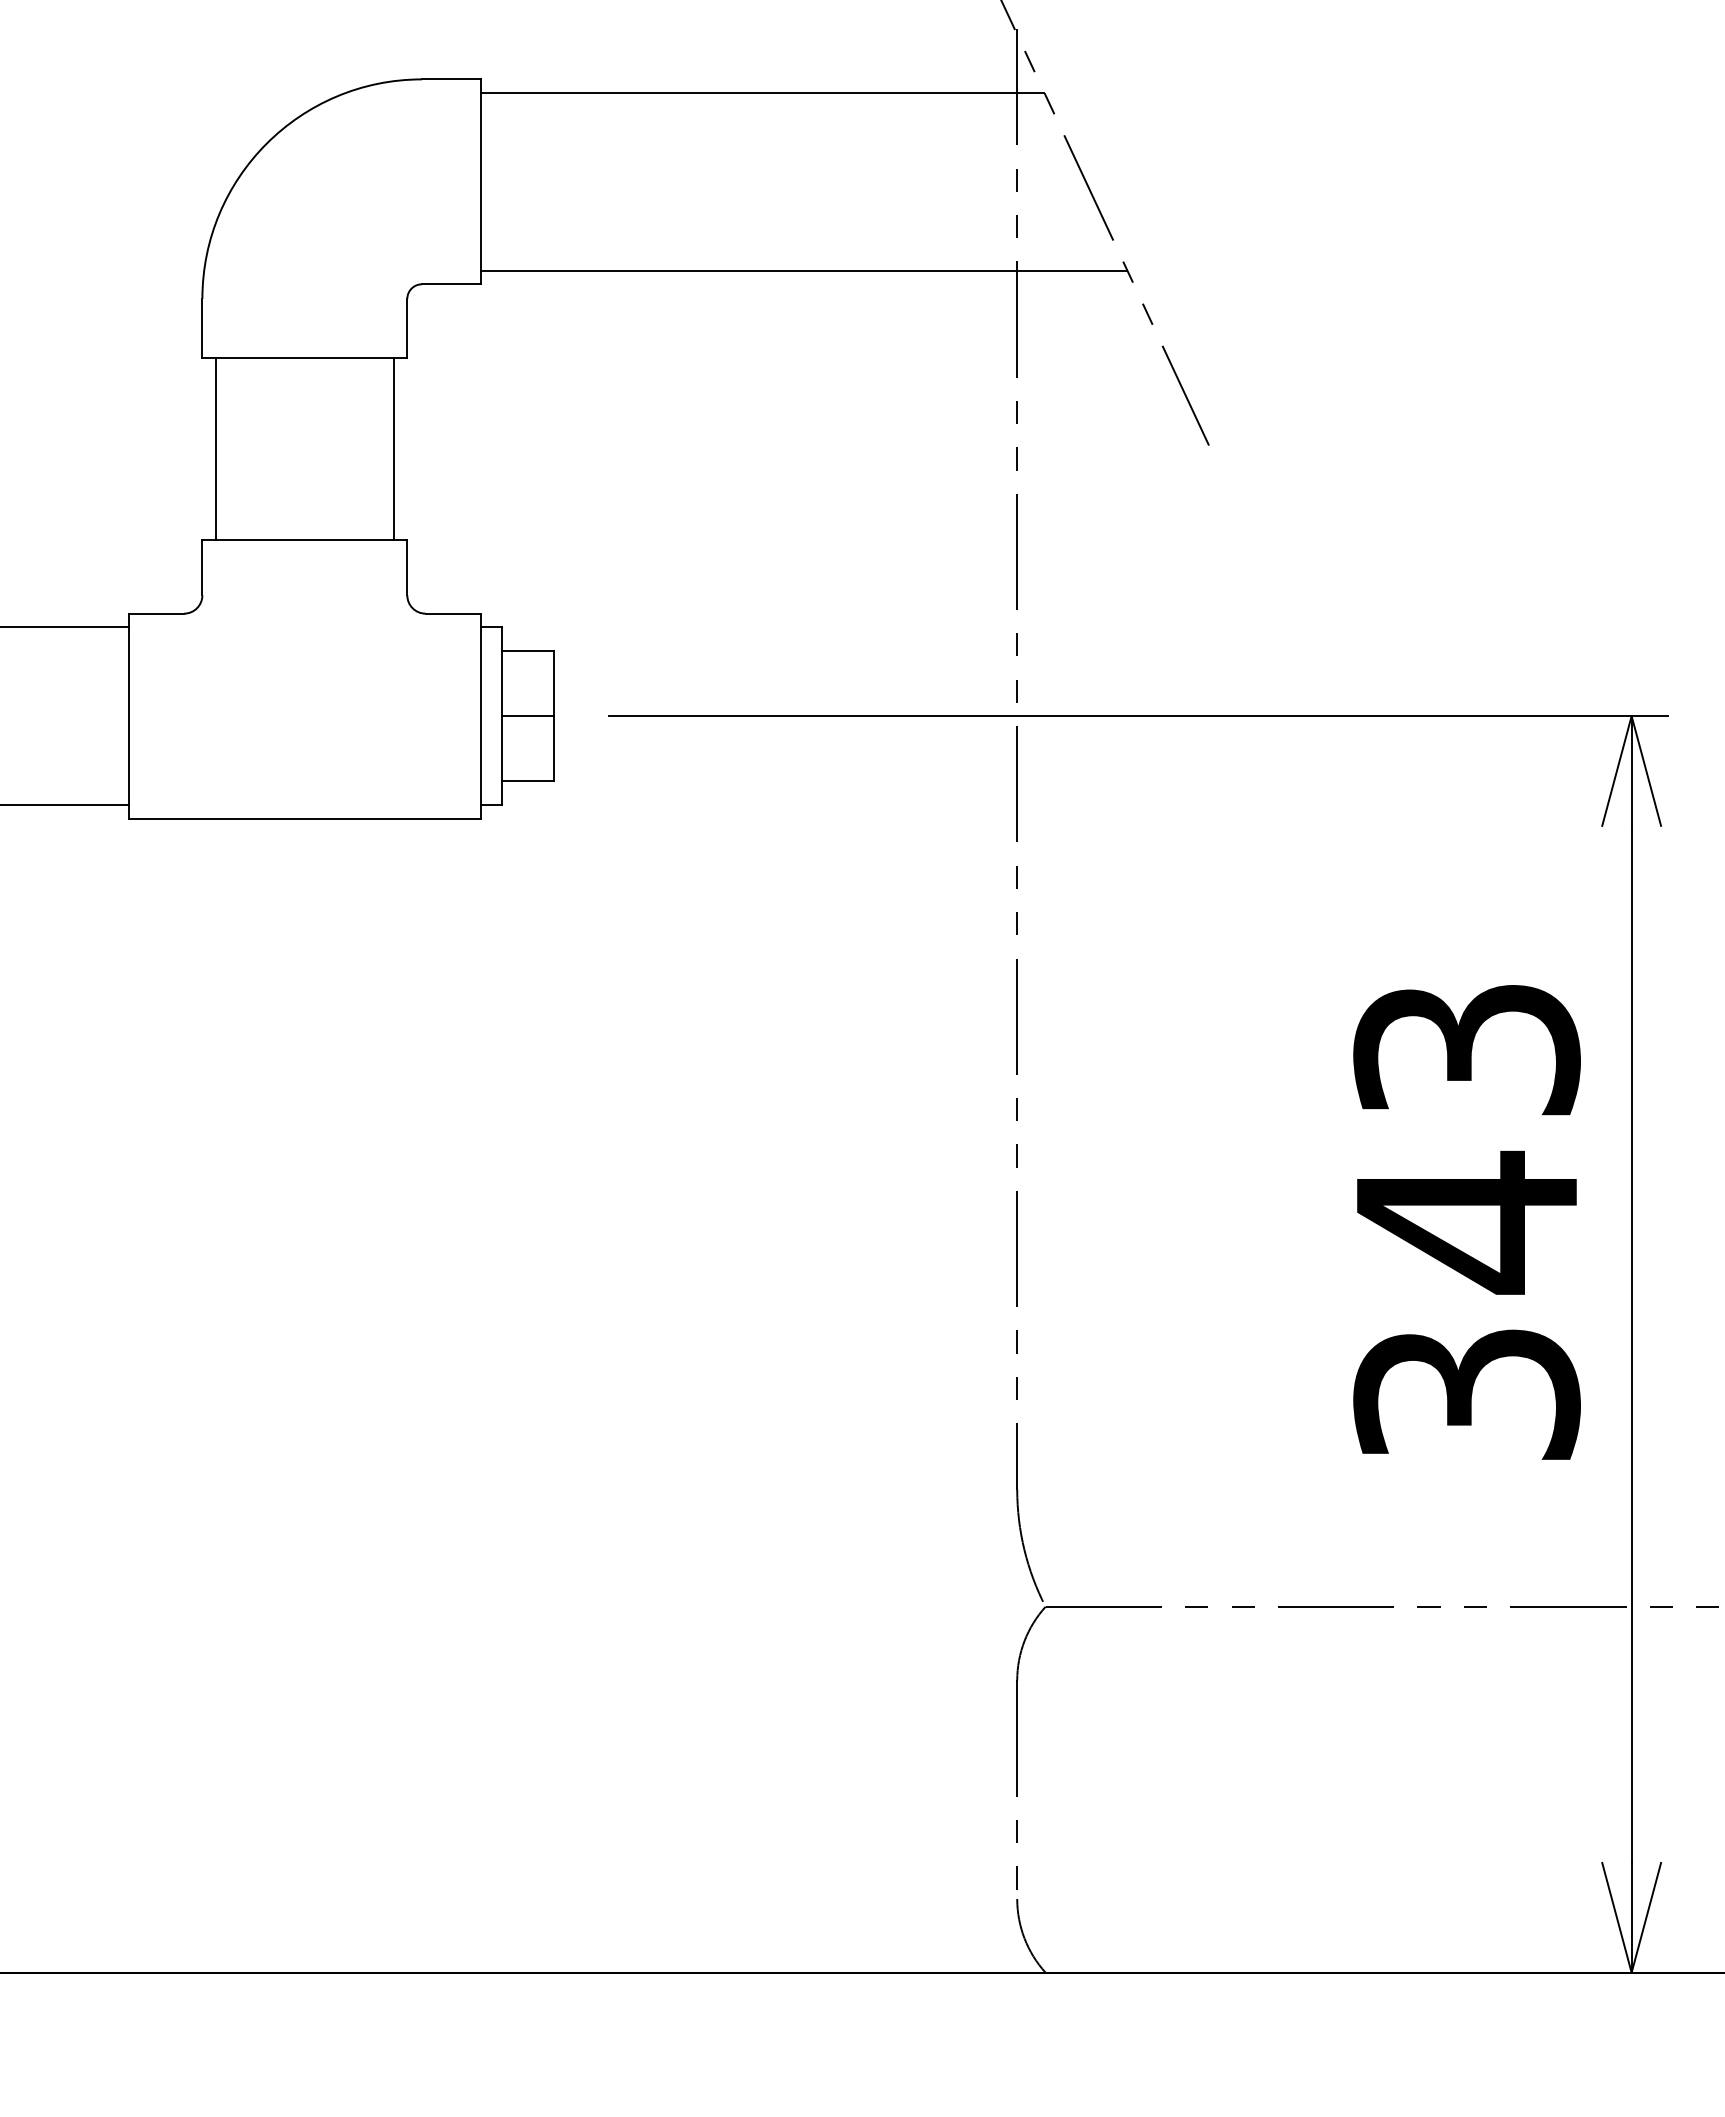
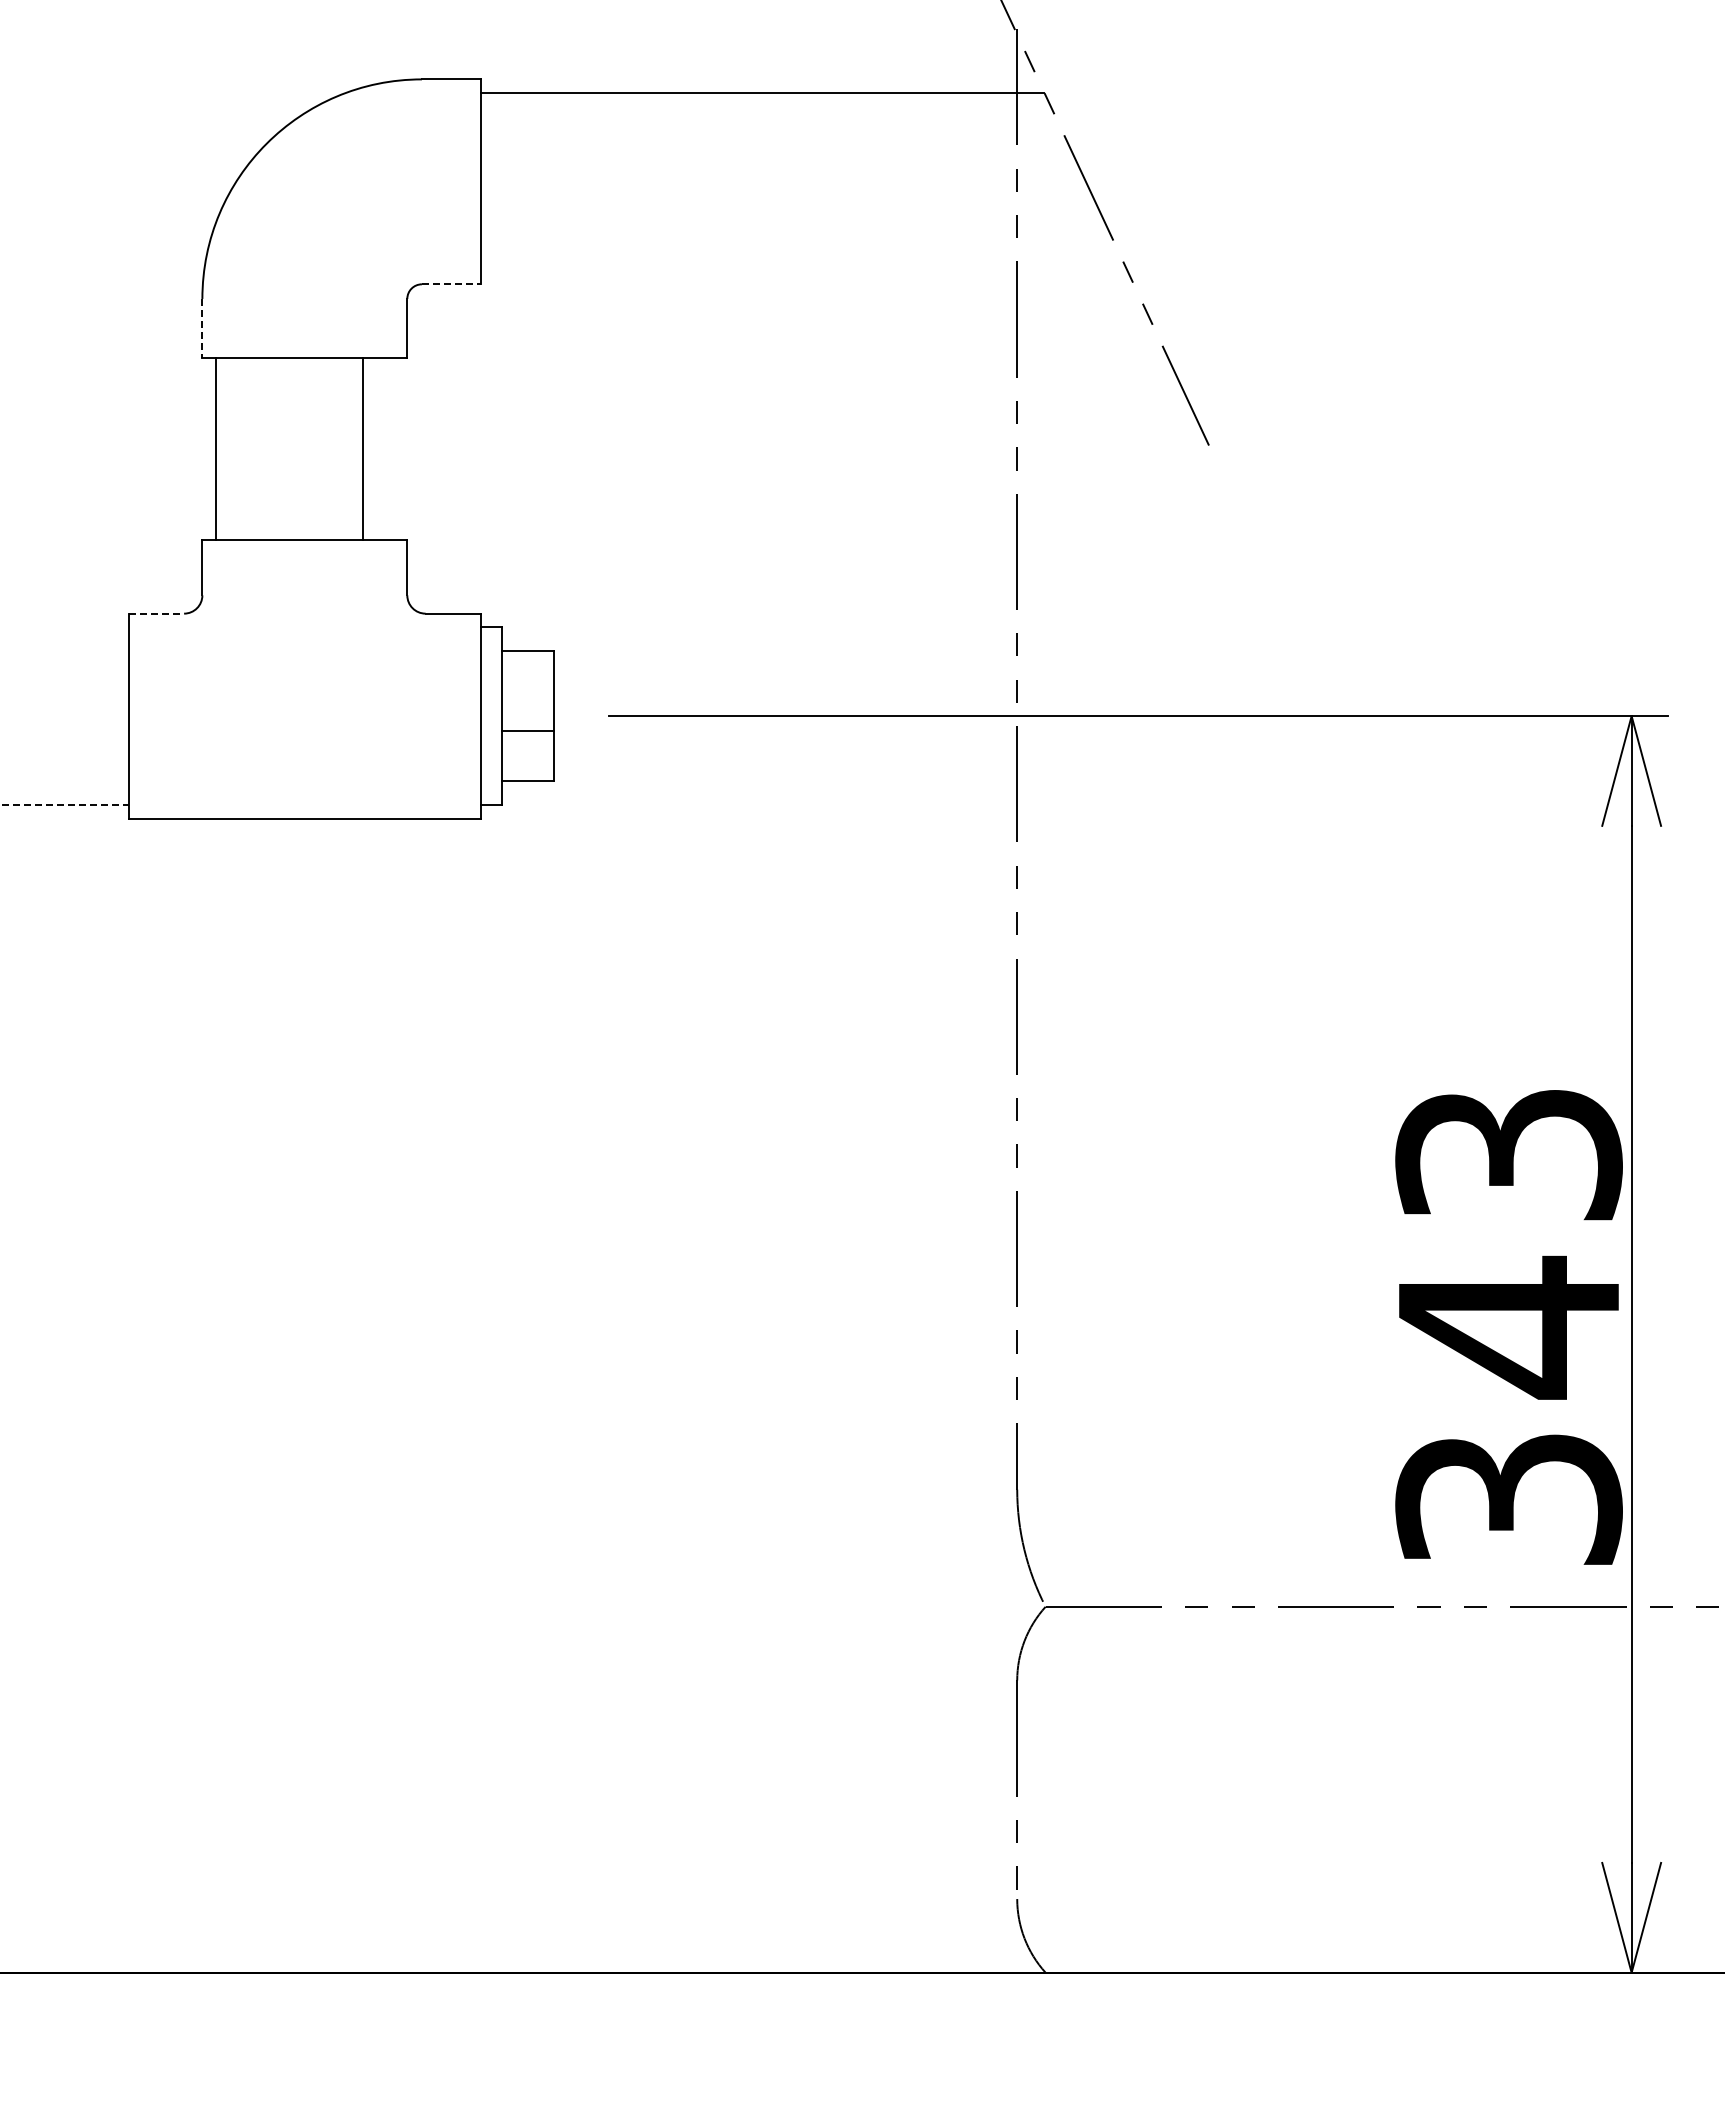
line: present -> none (803, 270)
line: solid -> dashed (451, 284)
line: solid -> dashed (202, 328)
line position: (393, 448) -> (362, 448) (362, 448)
line: solid -> dashed (157, 613)
line: present -> none (65, 627)
line position: (527, 716) -> (527, 731) (527, 731)
line: solid -> dashed (65, 805)
text position: (1466, 1222) -> (1508, 1327) (1508, 1327)
